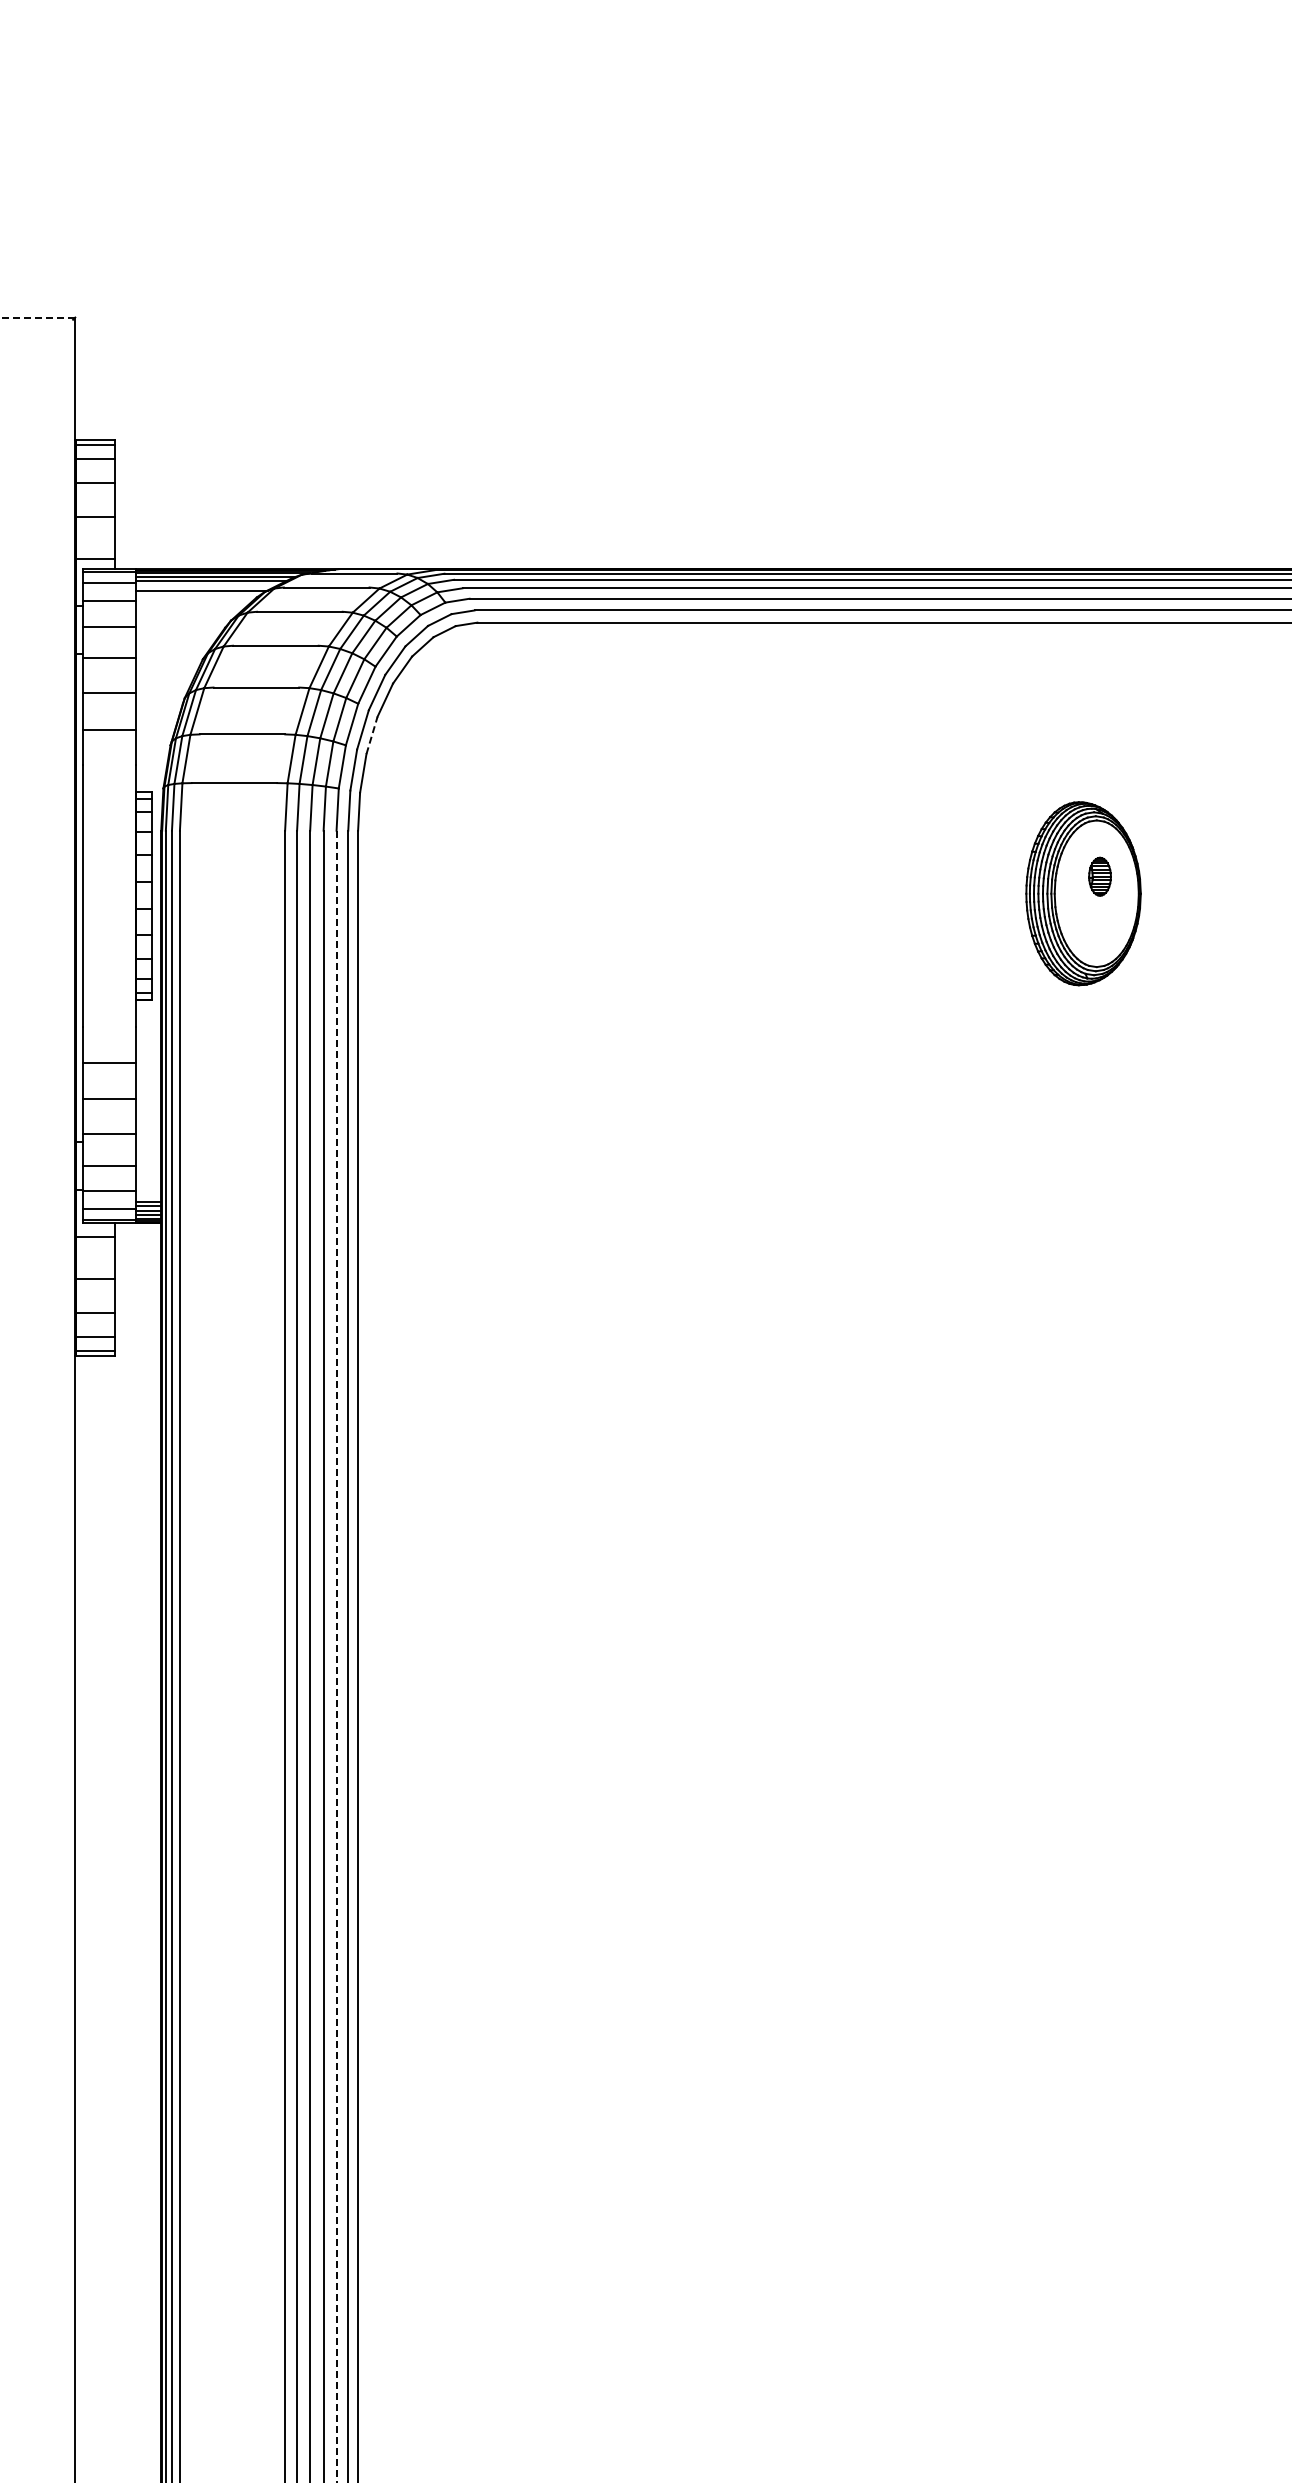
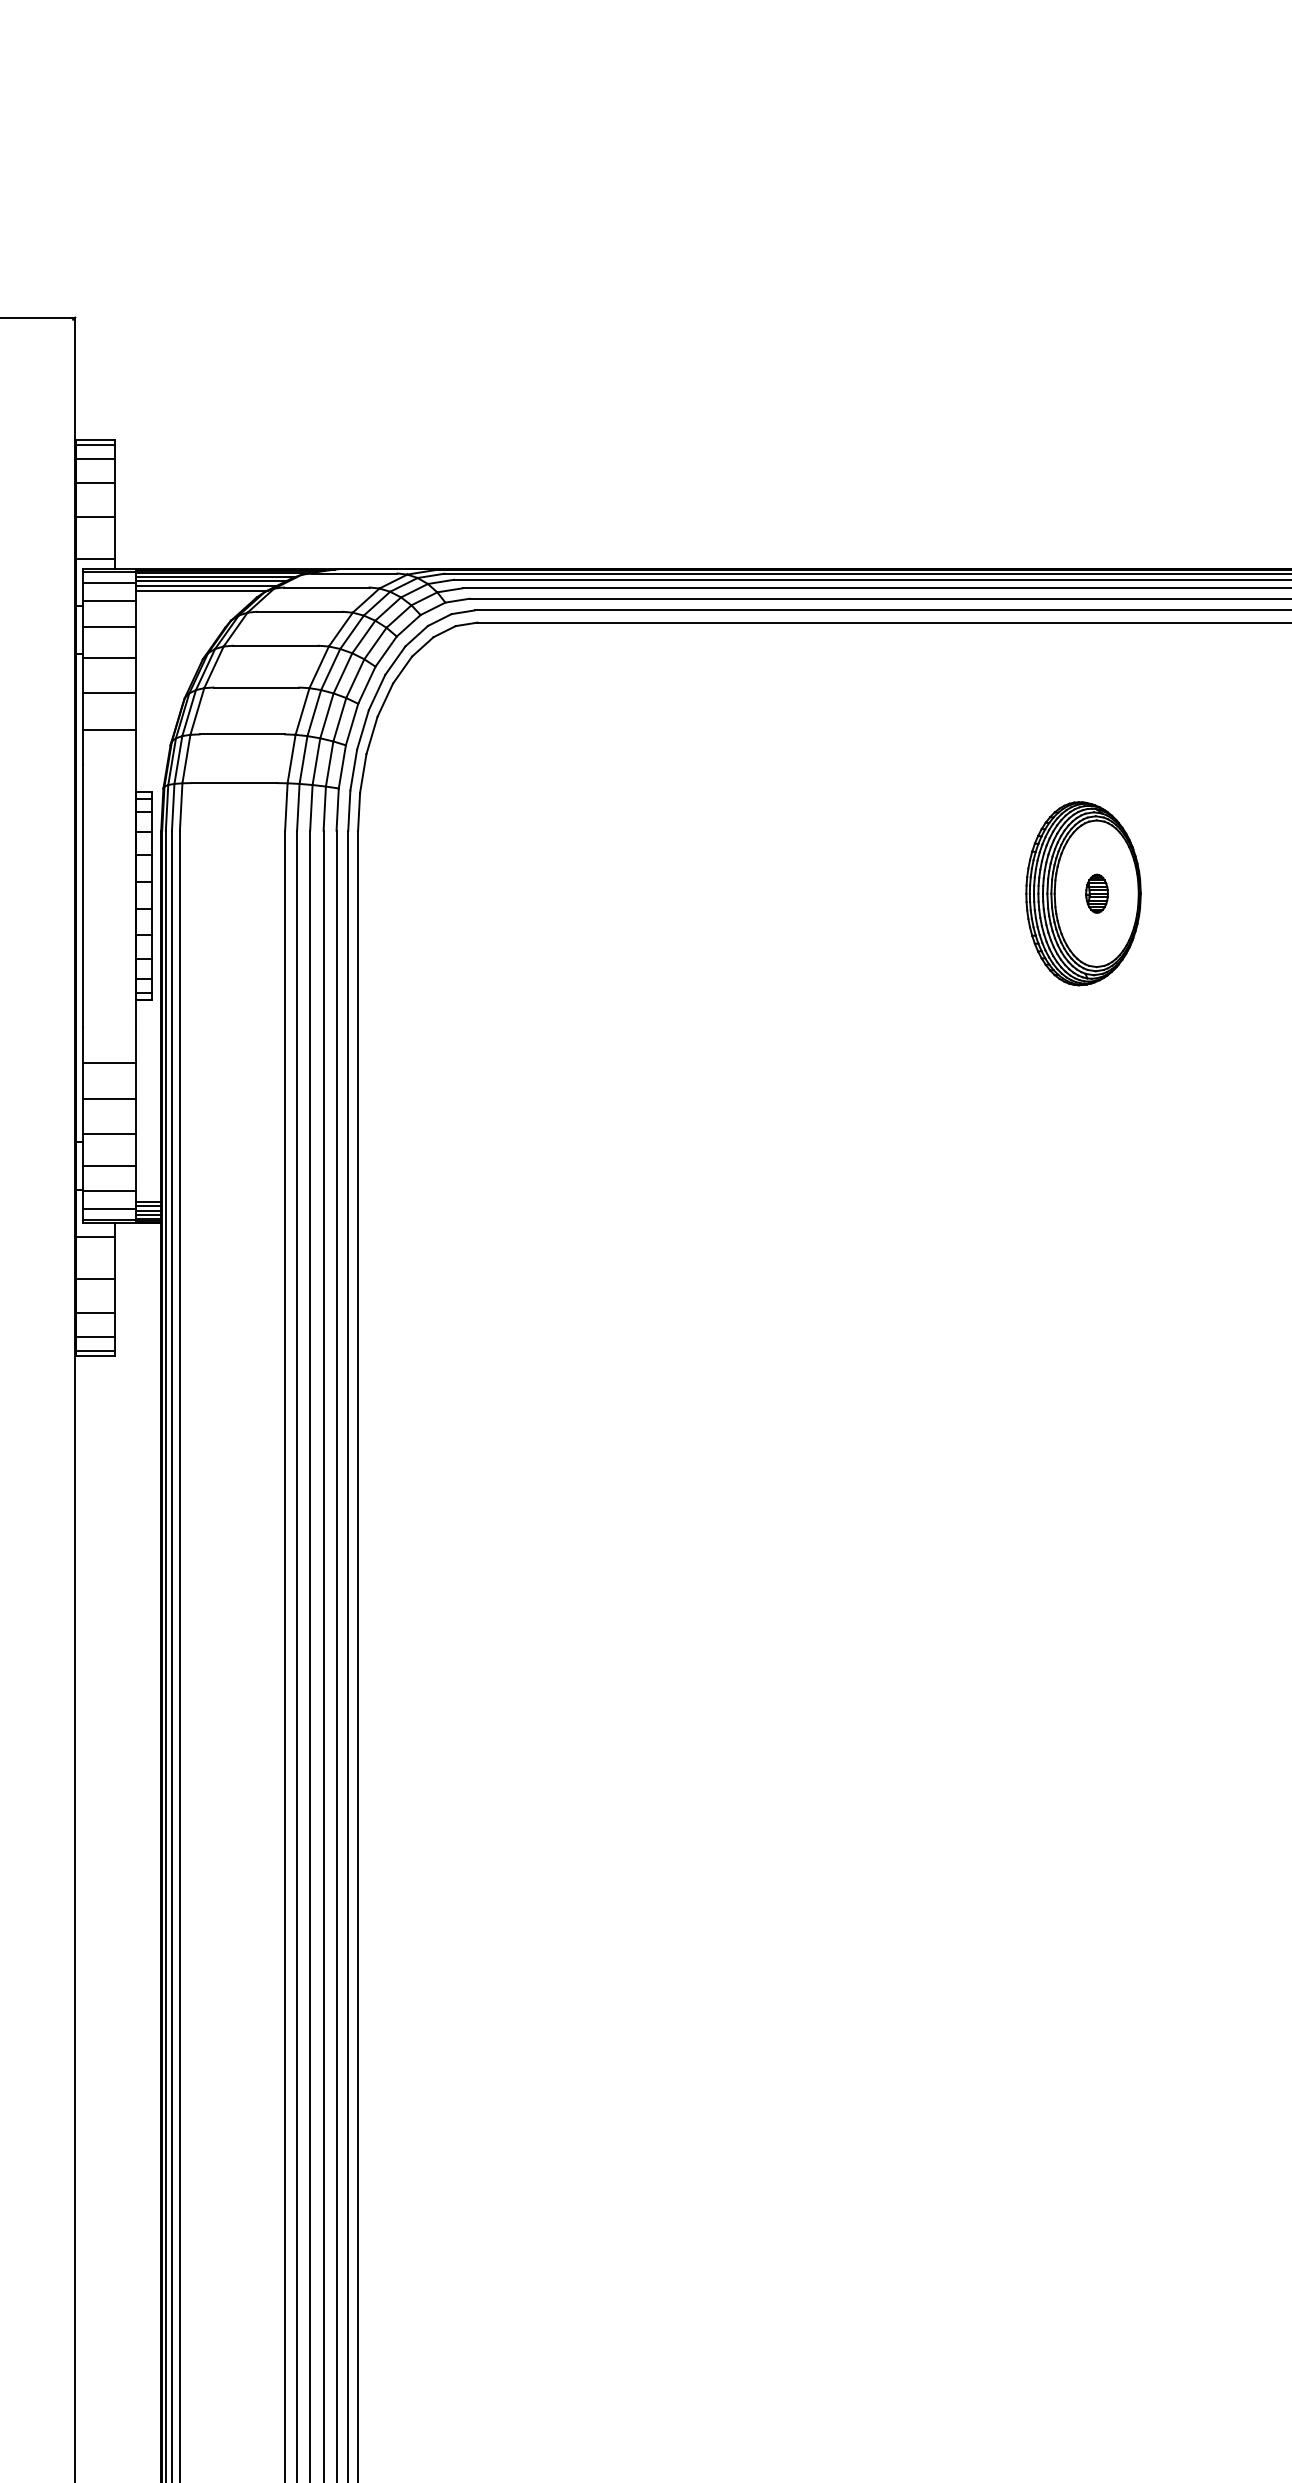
line: dashed -> solid (37, 317)
line: none -> present (206, 585)
line: dashed -> solid (372, 734)
part position: (1099, 876) -> (1096, 893) (1096, 893)
line: dashed -> solid (336, 1656)
